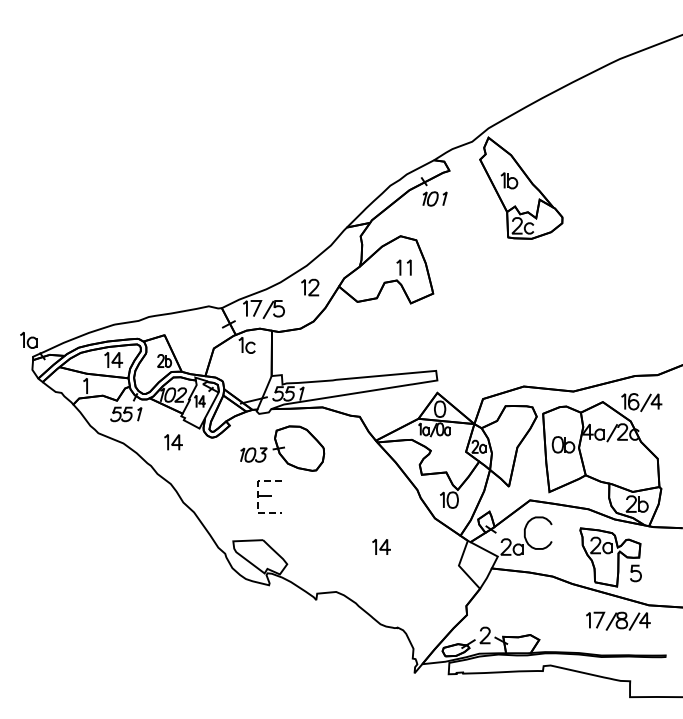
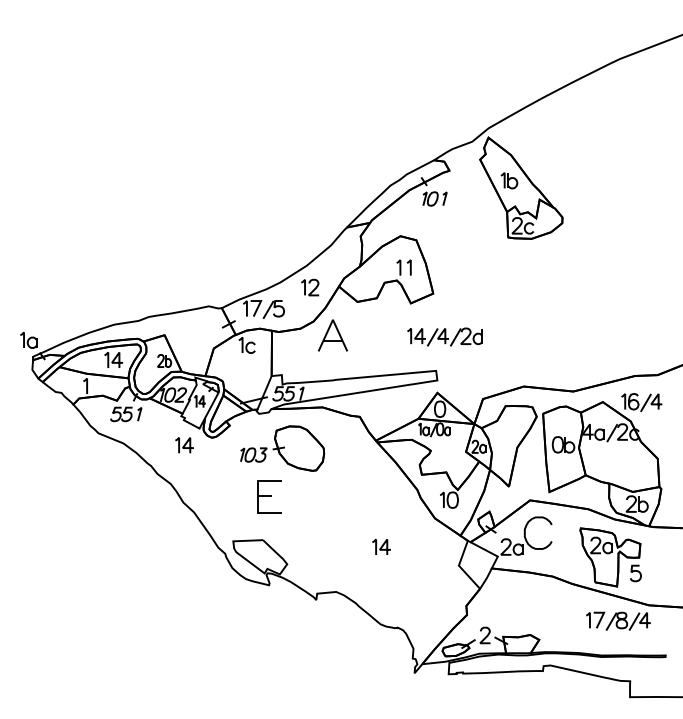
part: none -> present (332, 335)
part: none -> present (444, 336)
part position: (173, 442) -> (184, 445) (184, 445)
line: dashed -> solid (258, 497)
